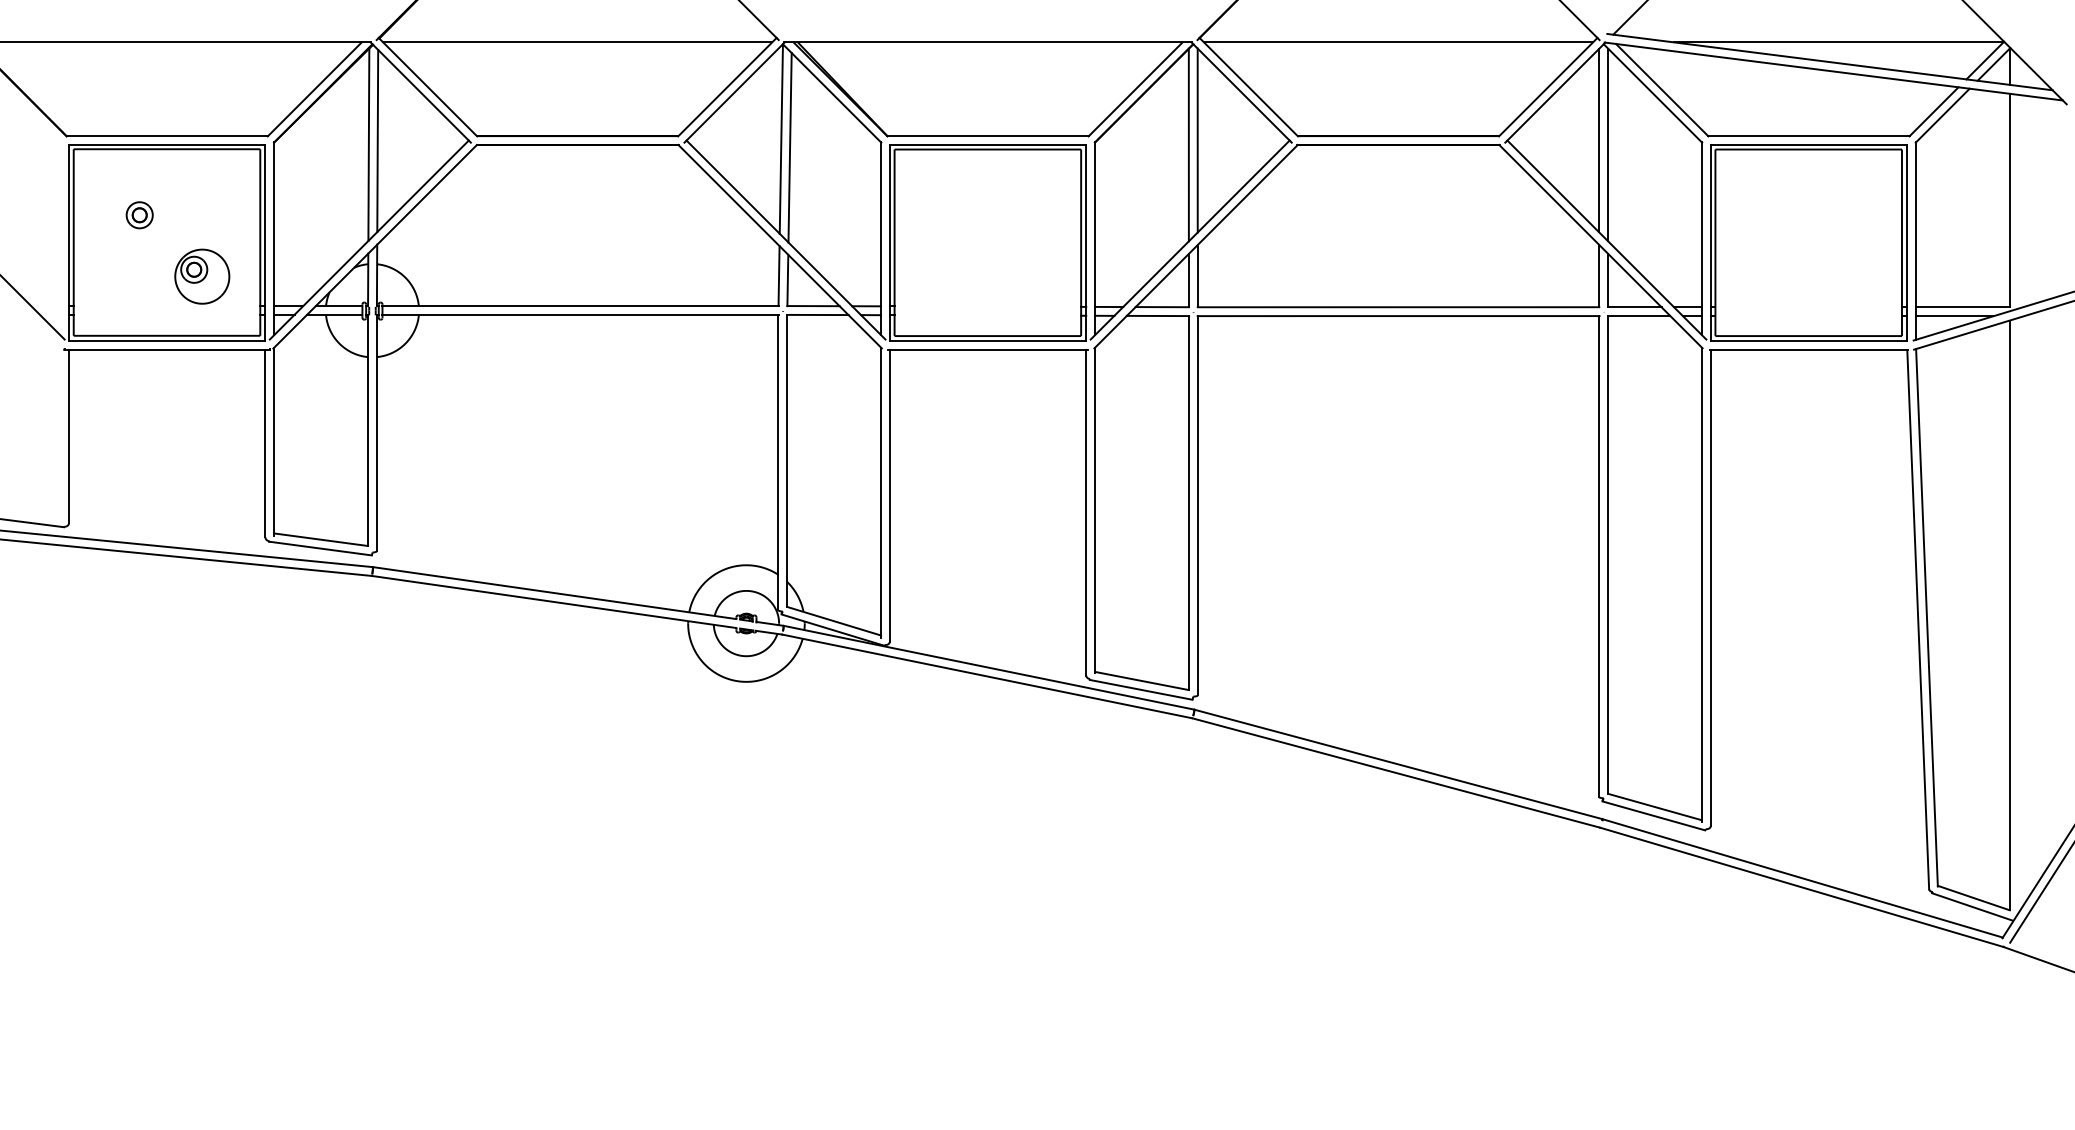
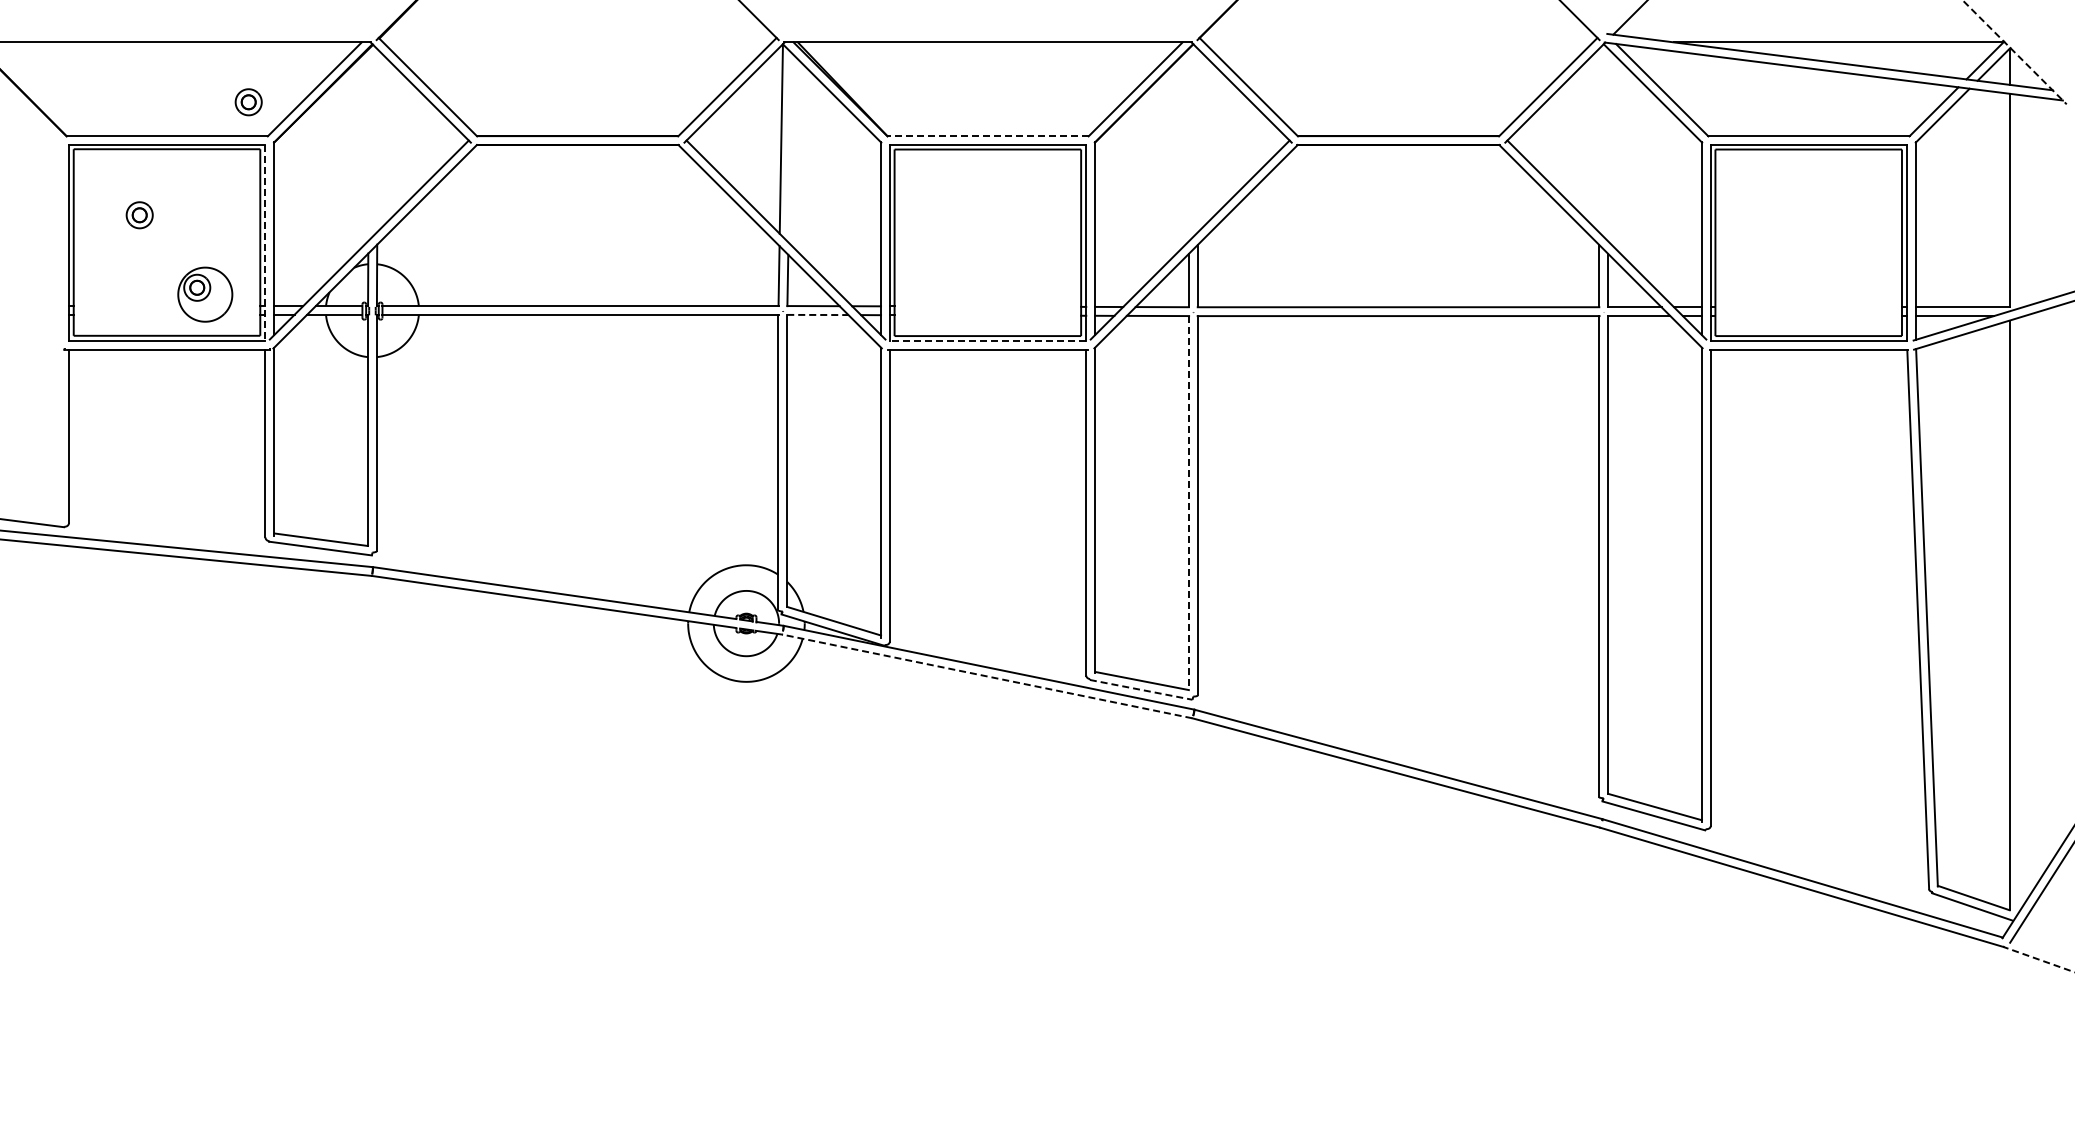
line: present -> none (577, 42)
line: present -> none (1398, 42)
line: solid -> dashed (2015, 52)
part: none -> present (248, 102)
line: solid -> dashed (988, 136)
line: present -> none (377, 140)
line: present -> none (1197, 140)
line: present -> none (1599, 140)
line: present -> none (368, 144)
line: present -> none (1188, 144)
line: present -> none (1608, 144)
line: present -> none (789, 147)
line: solid -> dashed (265, 243)
part position: (202, 276) -> (205, 294) (205, 294)
line: present -> none (33, 308)
line: solid -> dashed (817, 314)
line: solid -> dashed (987, 341)
line: solid -> dashed (1188, 503)
line: solid -> dashed (986, 676)
line: solid -> dashed (1141, 689)
line: solid -> dashed (2039, 959)
